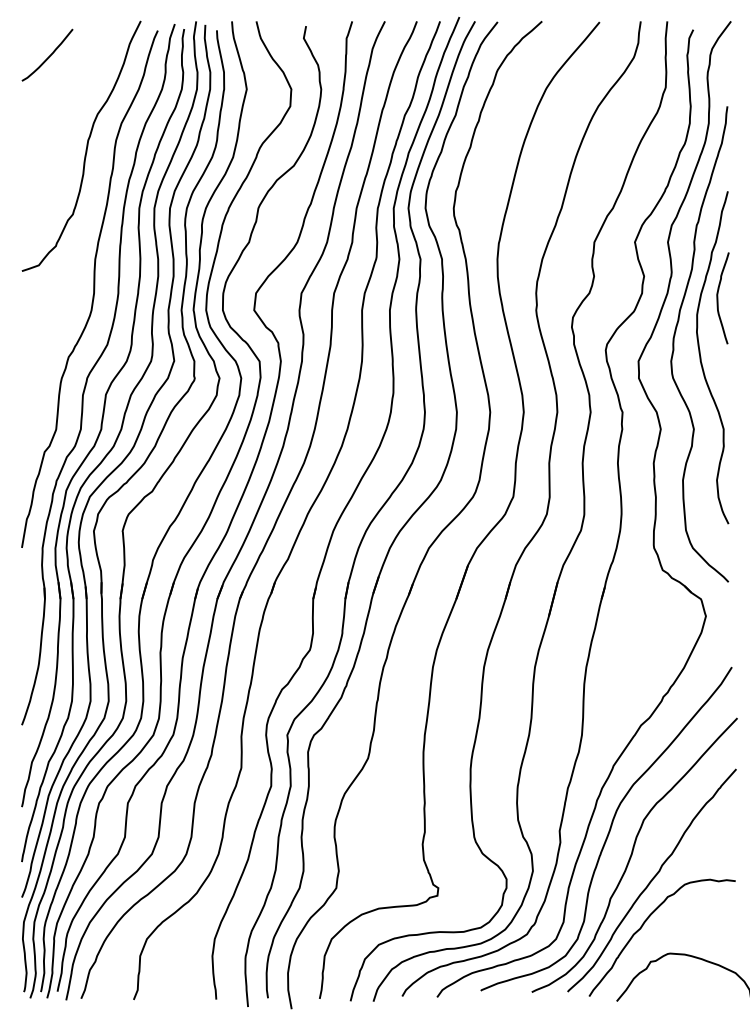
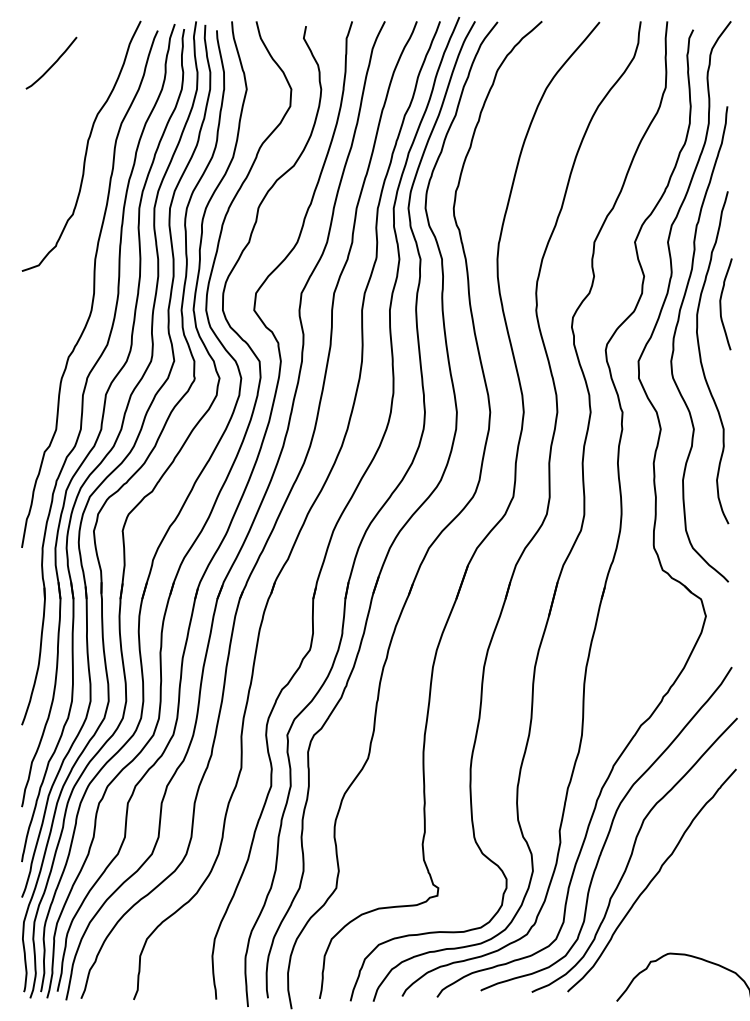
curve position: (49, 55) -> (53, 63) (53, 63)
curve position: (718, 298) -> (721, 304) (721, 304)
curve: present -> none (644, 924)
